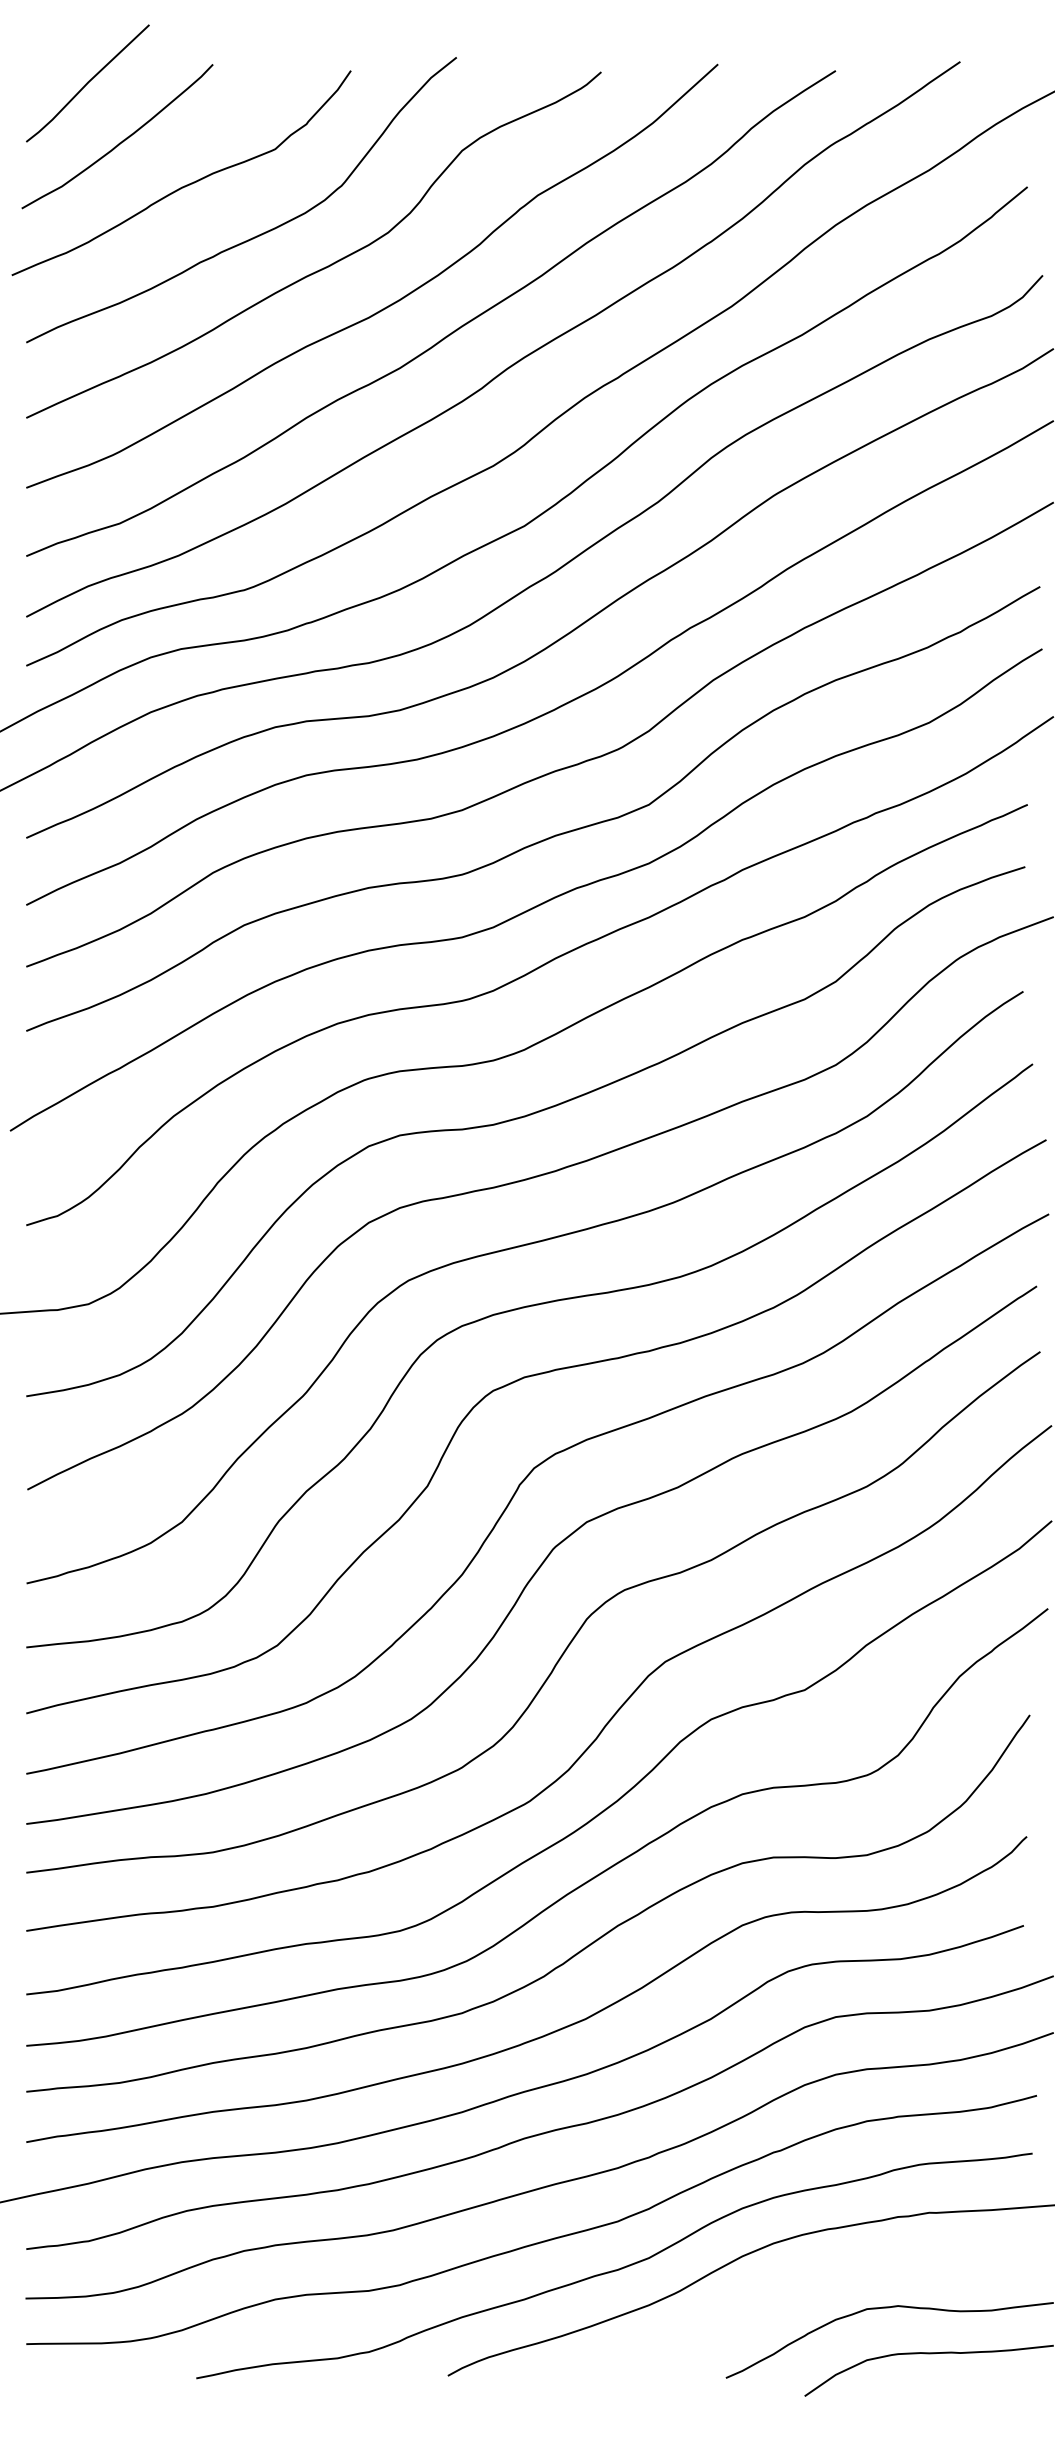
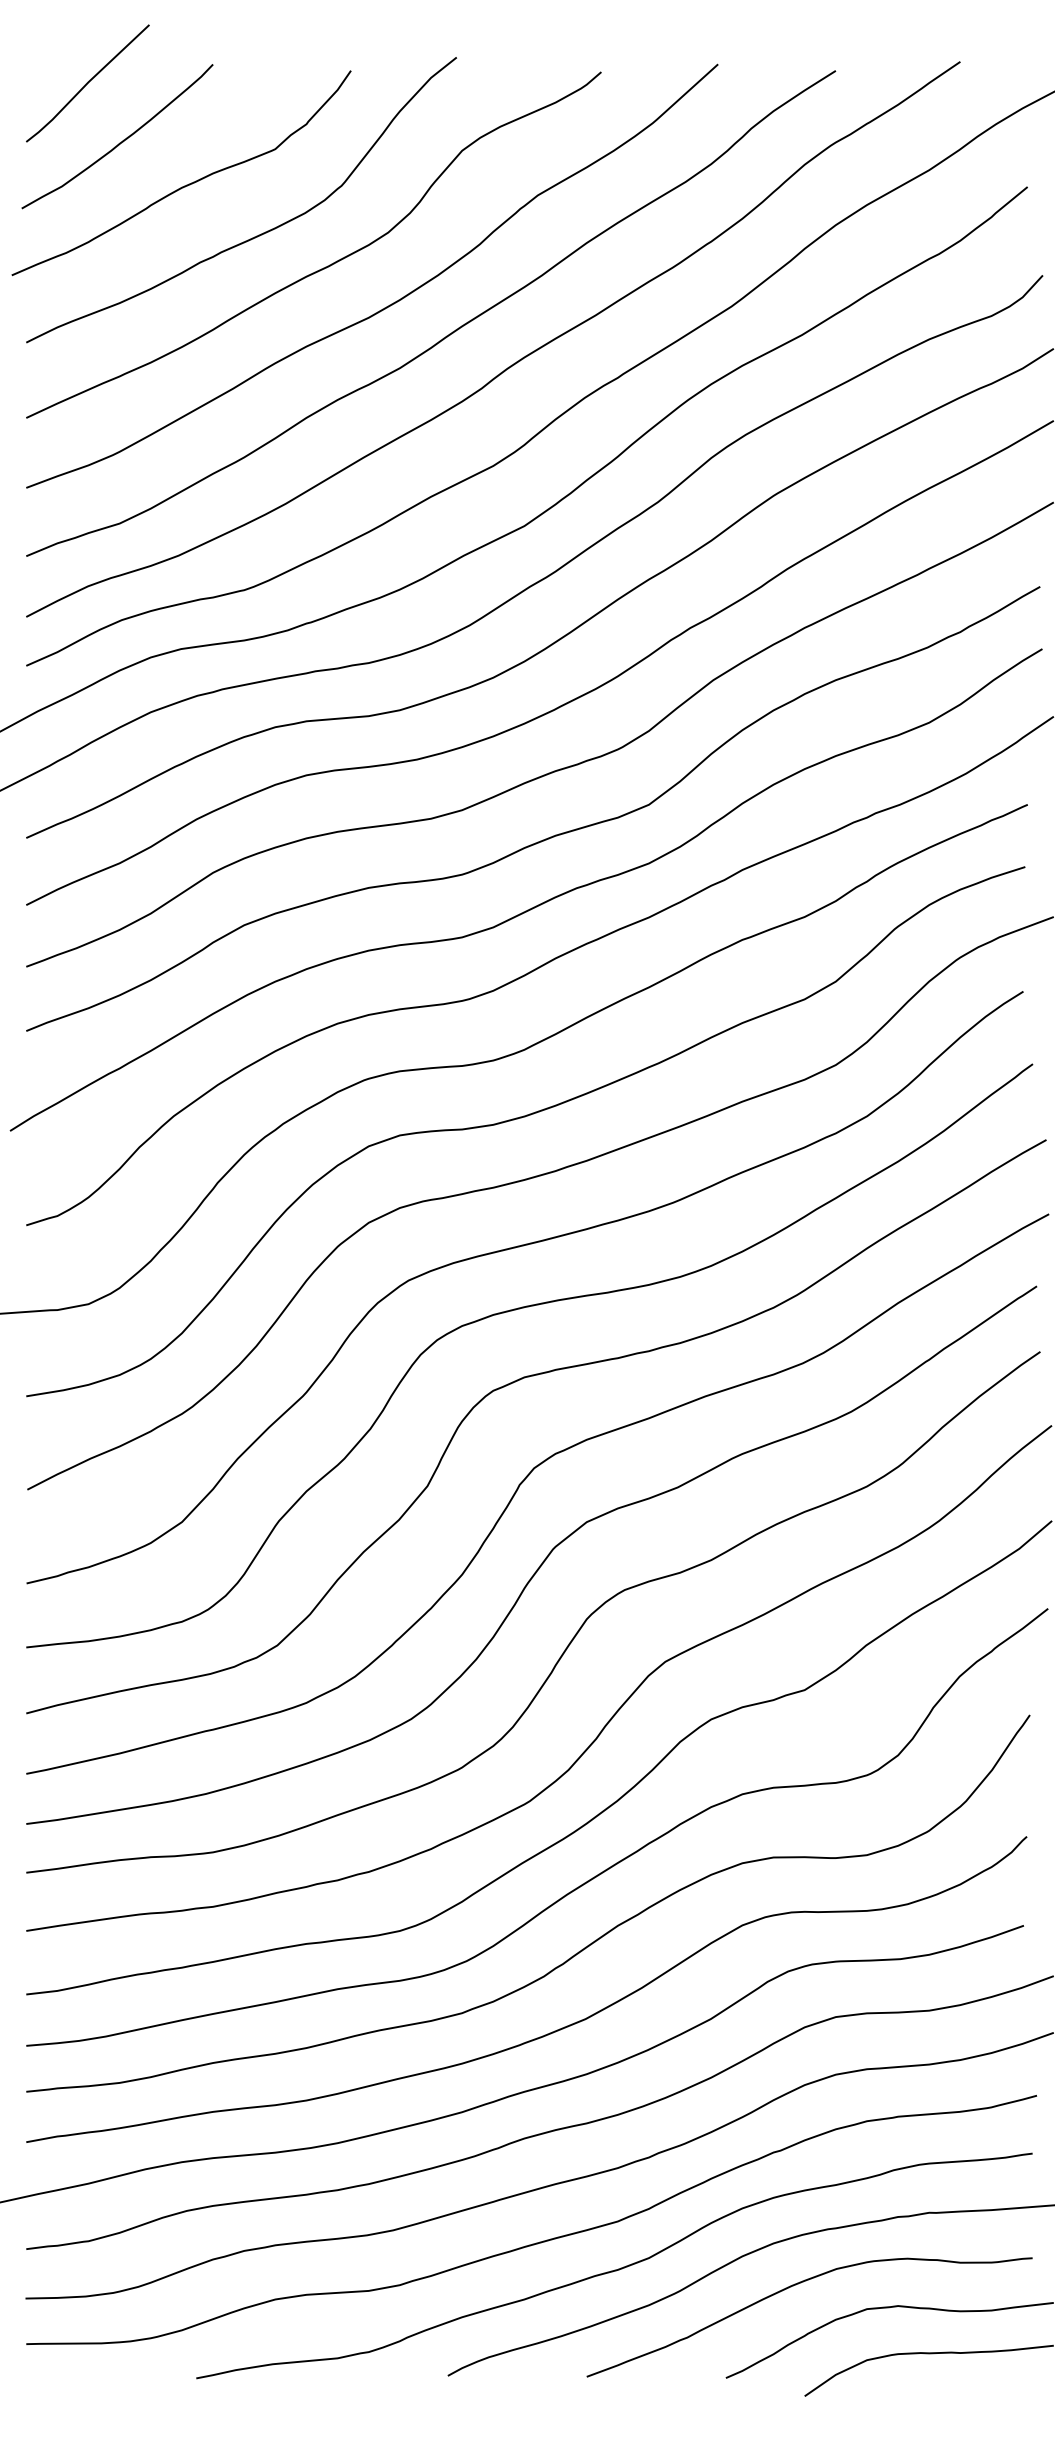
curve: none -> present (796, 2285)
